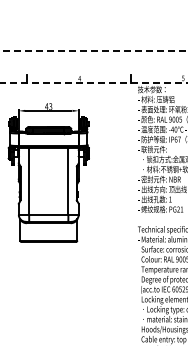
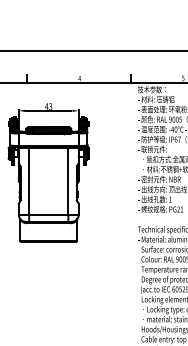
line: dashed -> solid (94, 51)
line: dashed -> solid (94, 82)
